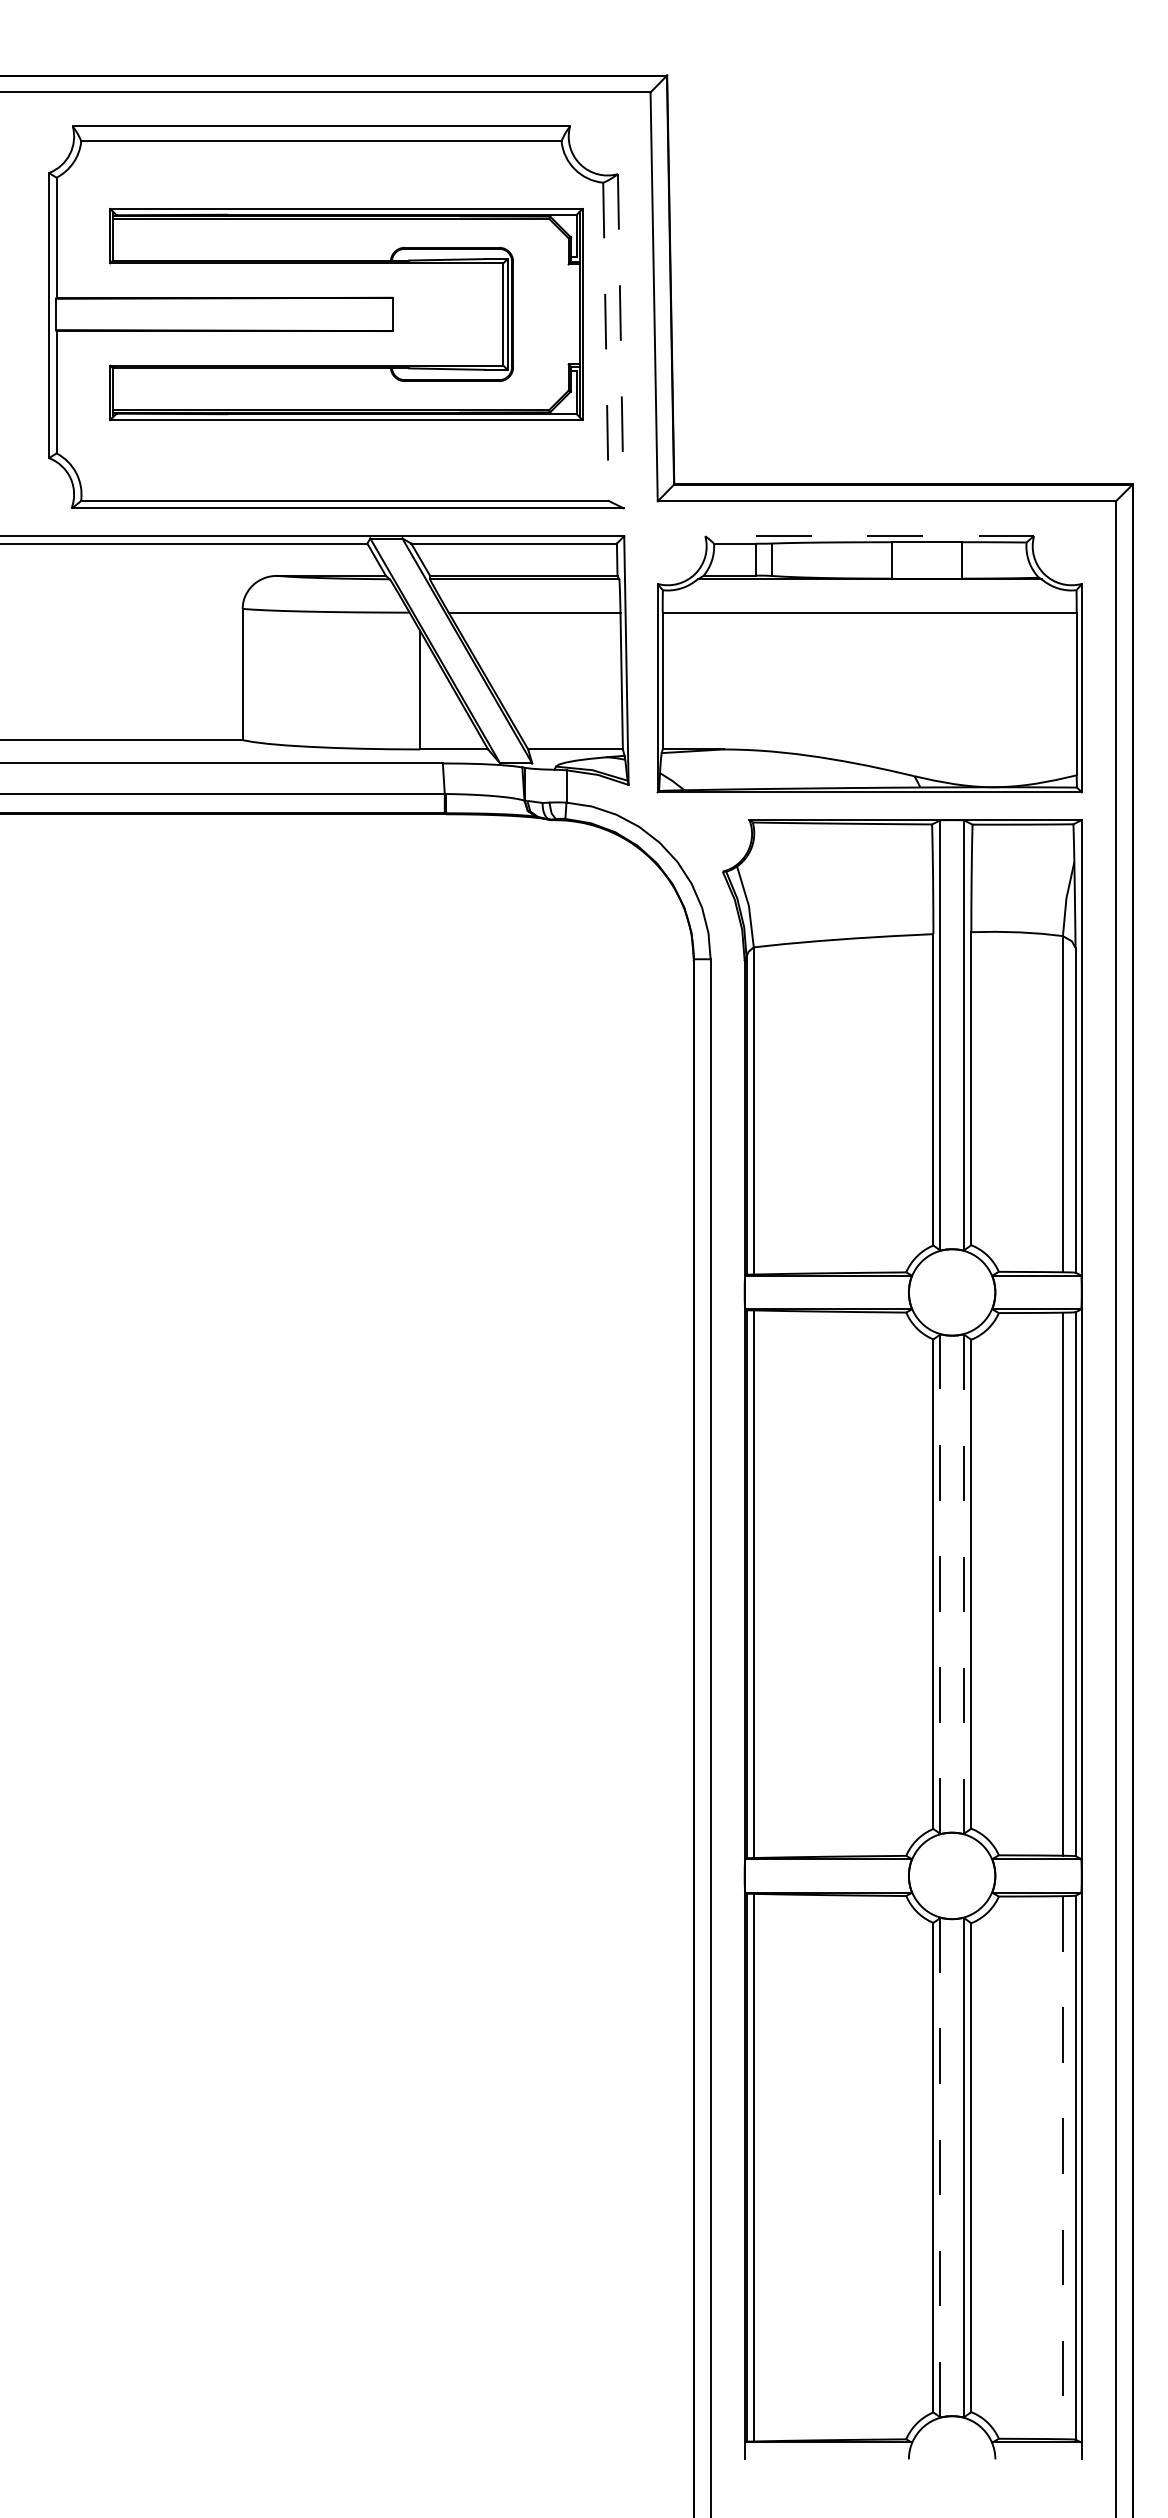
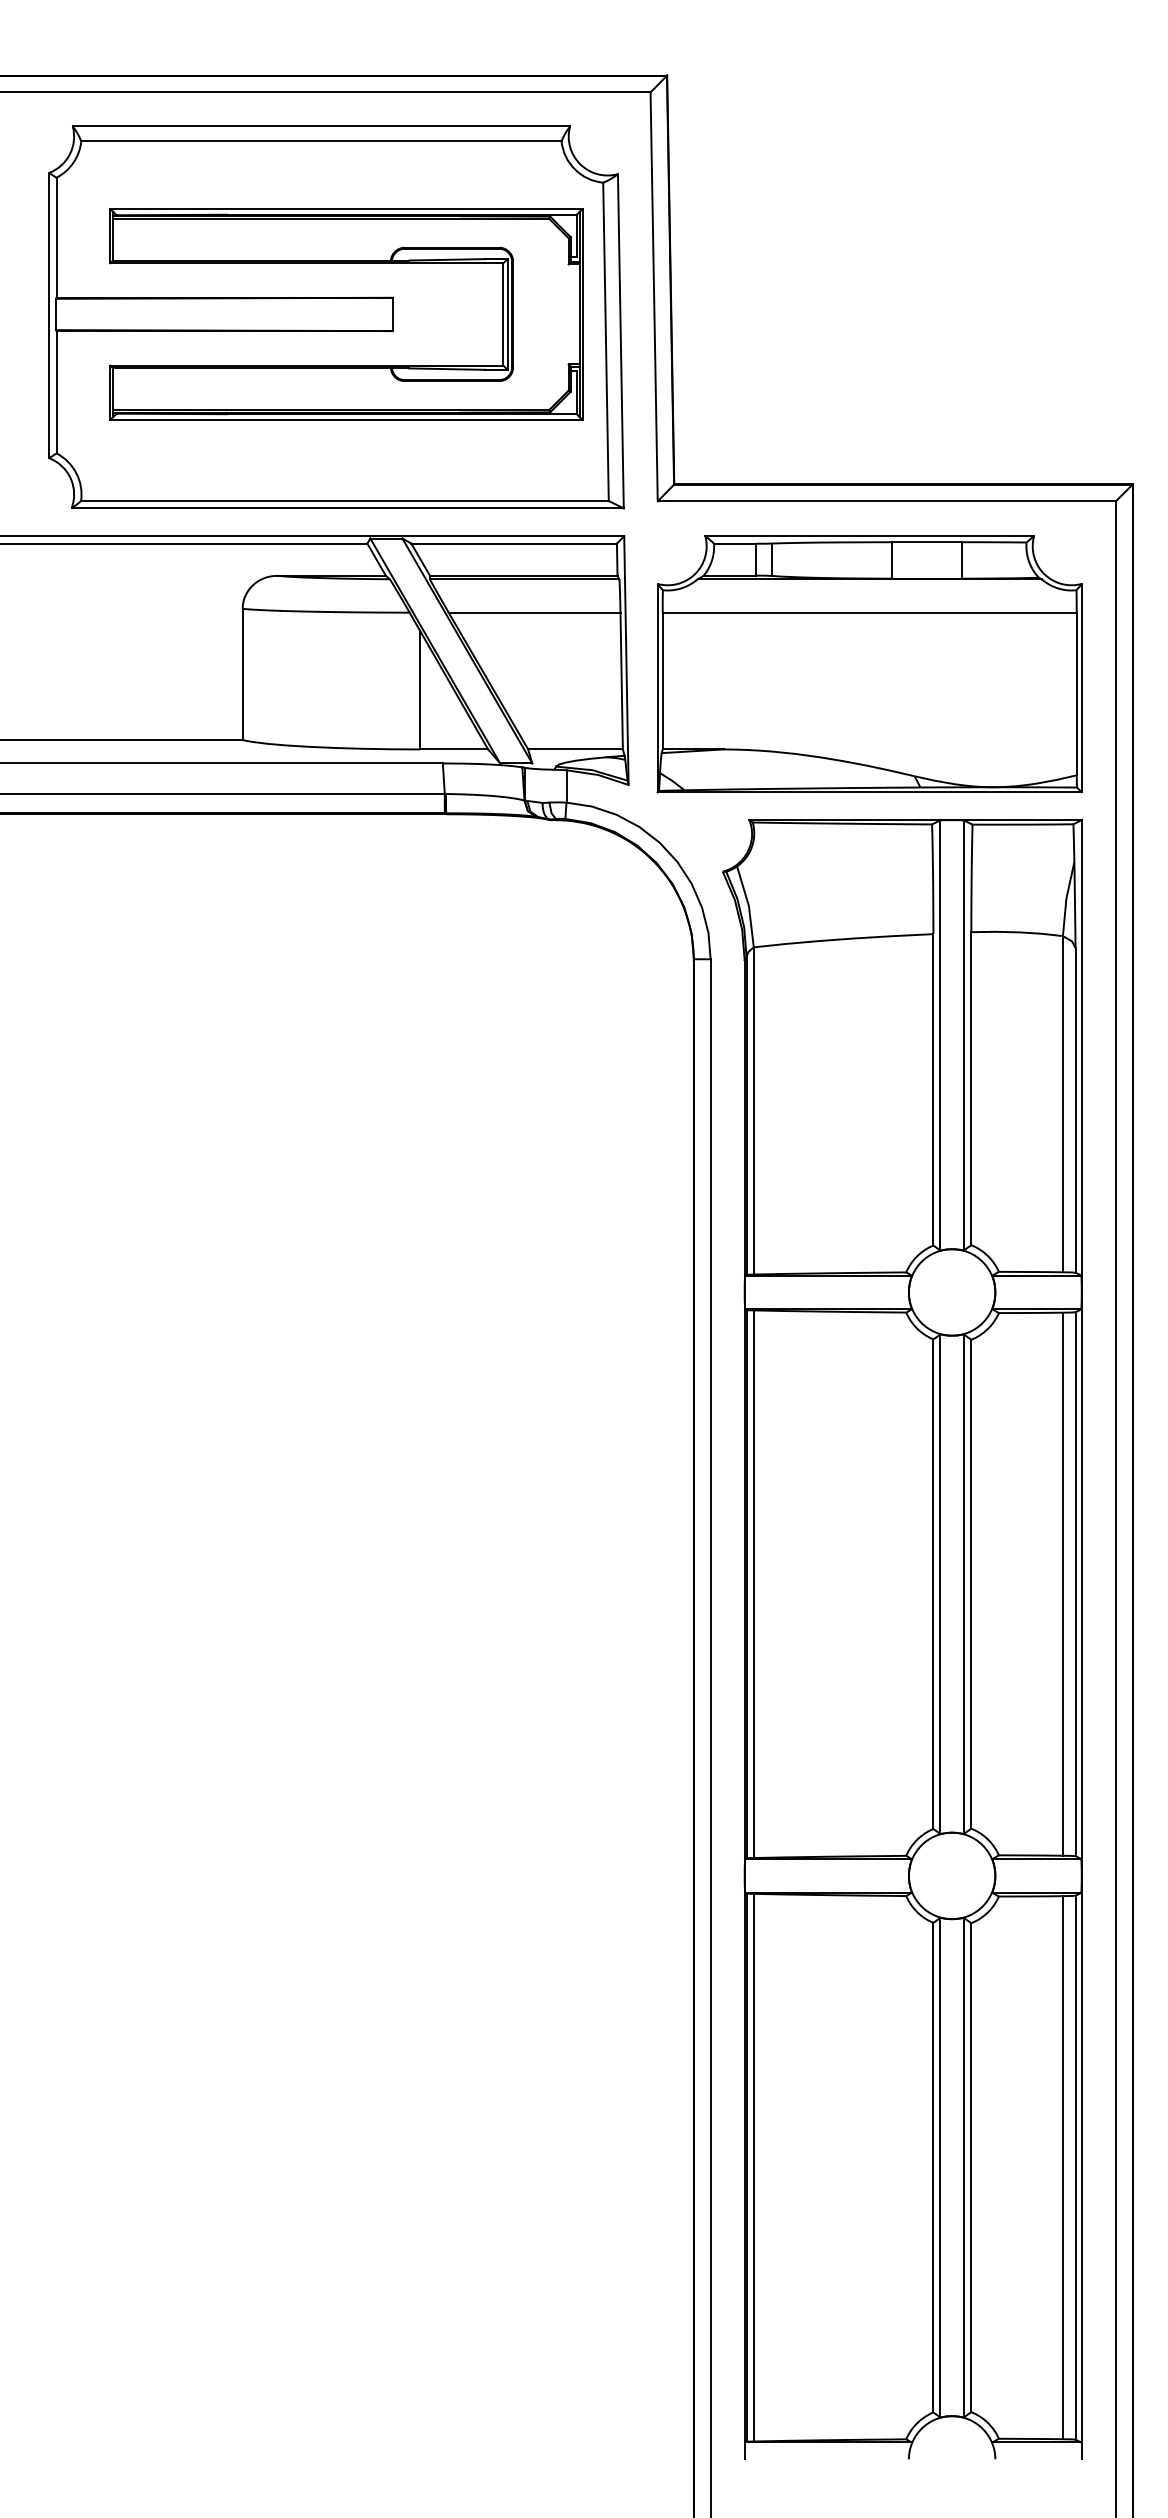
line: dashed -> solid (620, 341)
line: dashed -> solid (606, 342)
line: dashed -> solid (869, 536)
line: dashed -> solid (940, 1584)
line: dashed -> solid (963, 1584)
line: dashed -> solid (940, 2167)
line: dashed -> solid (1062, 2167)
